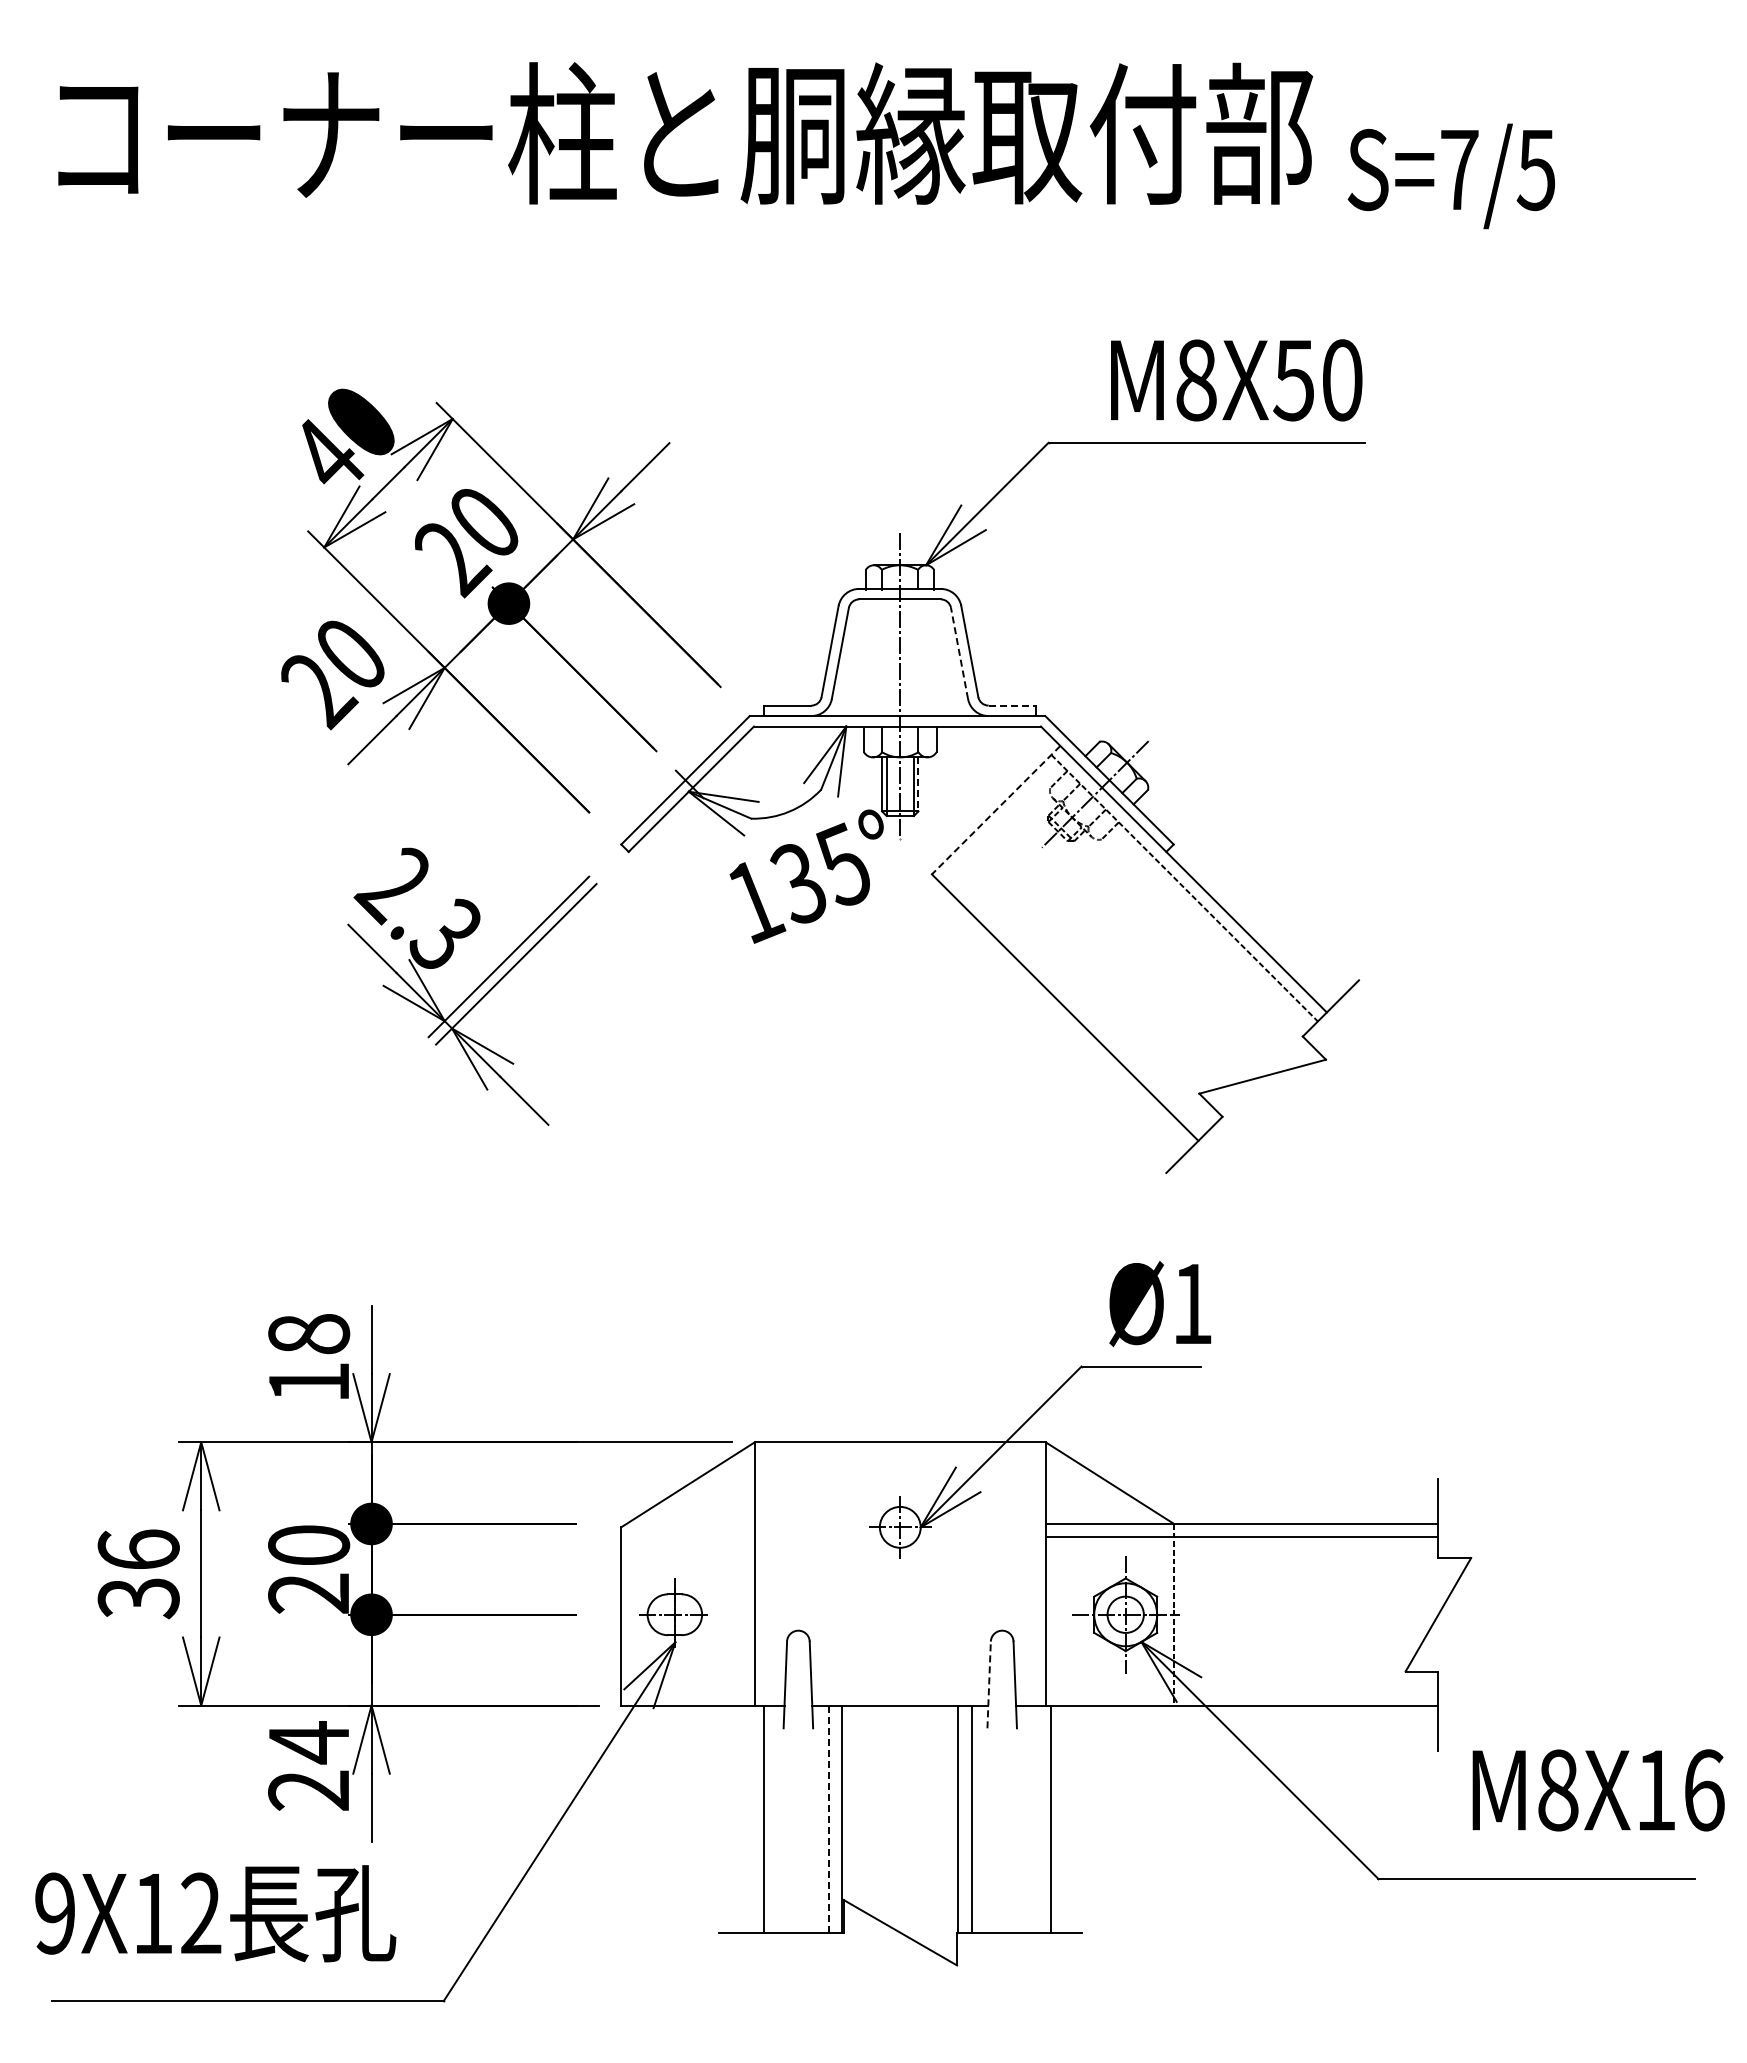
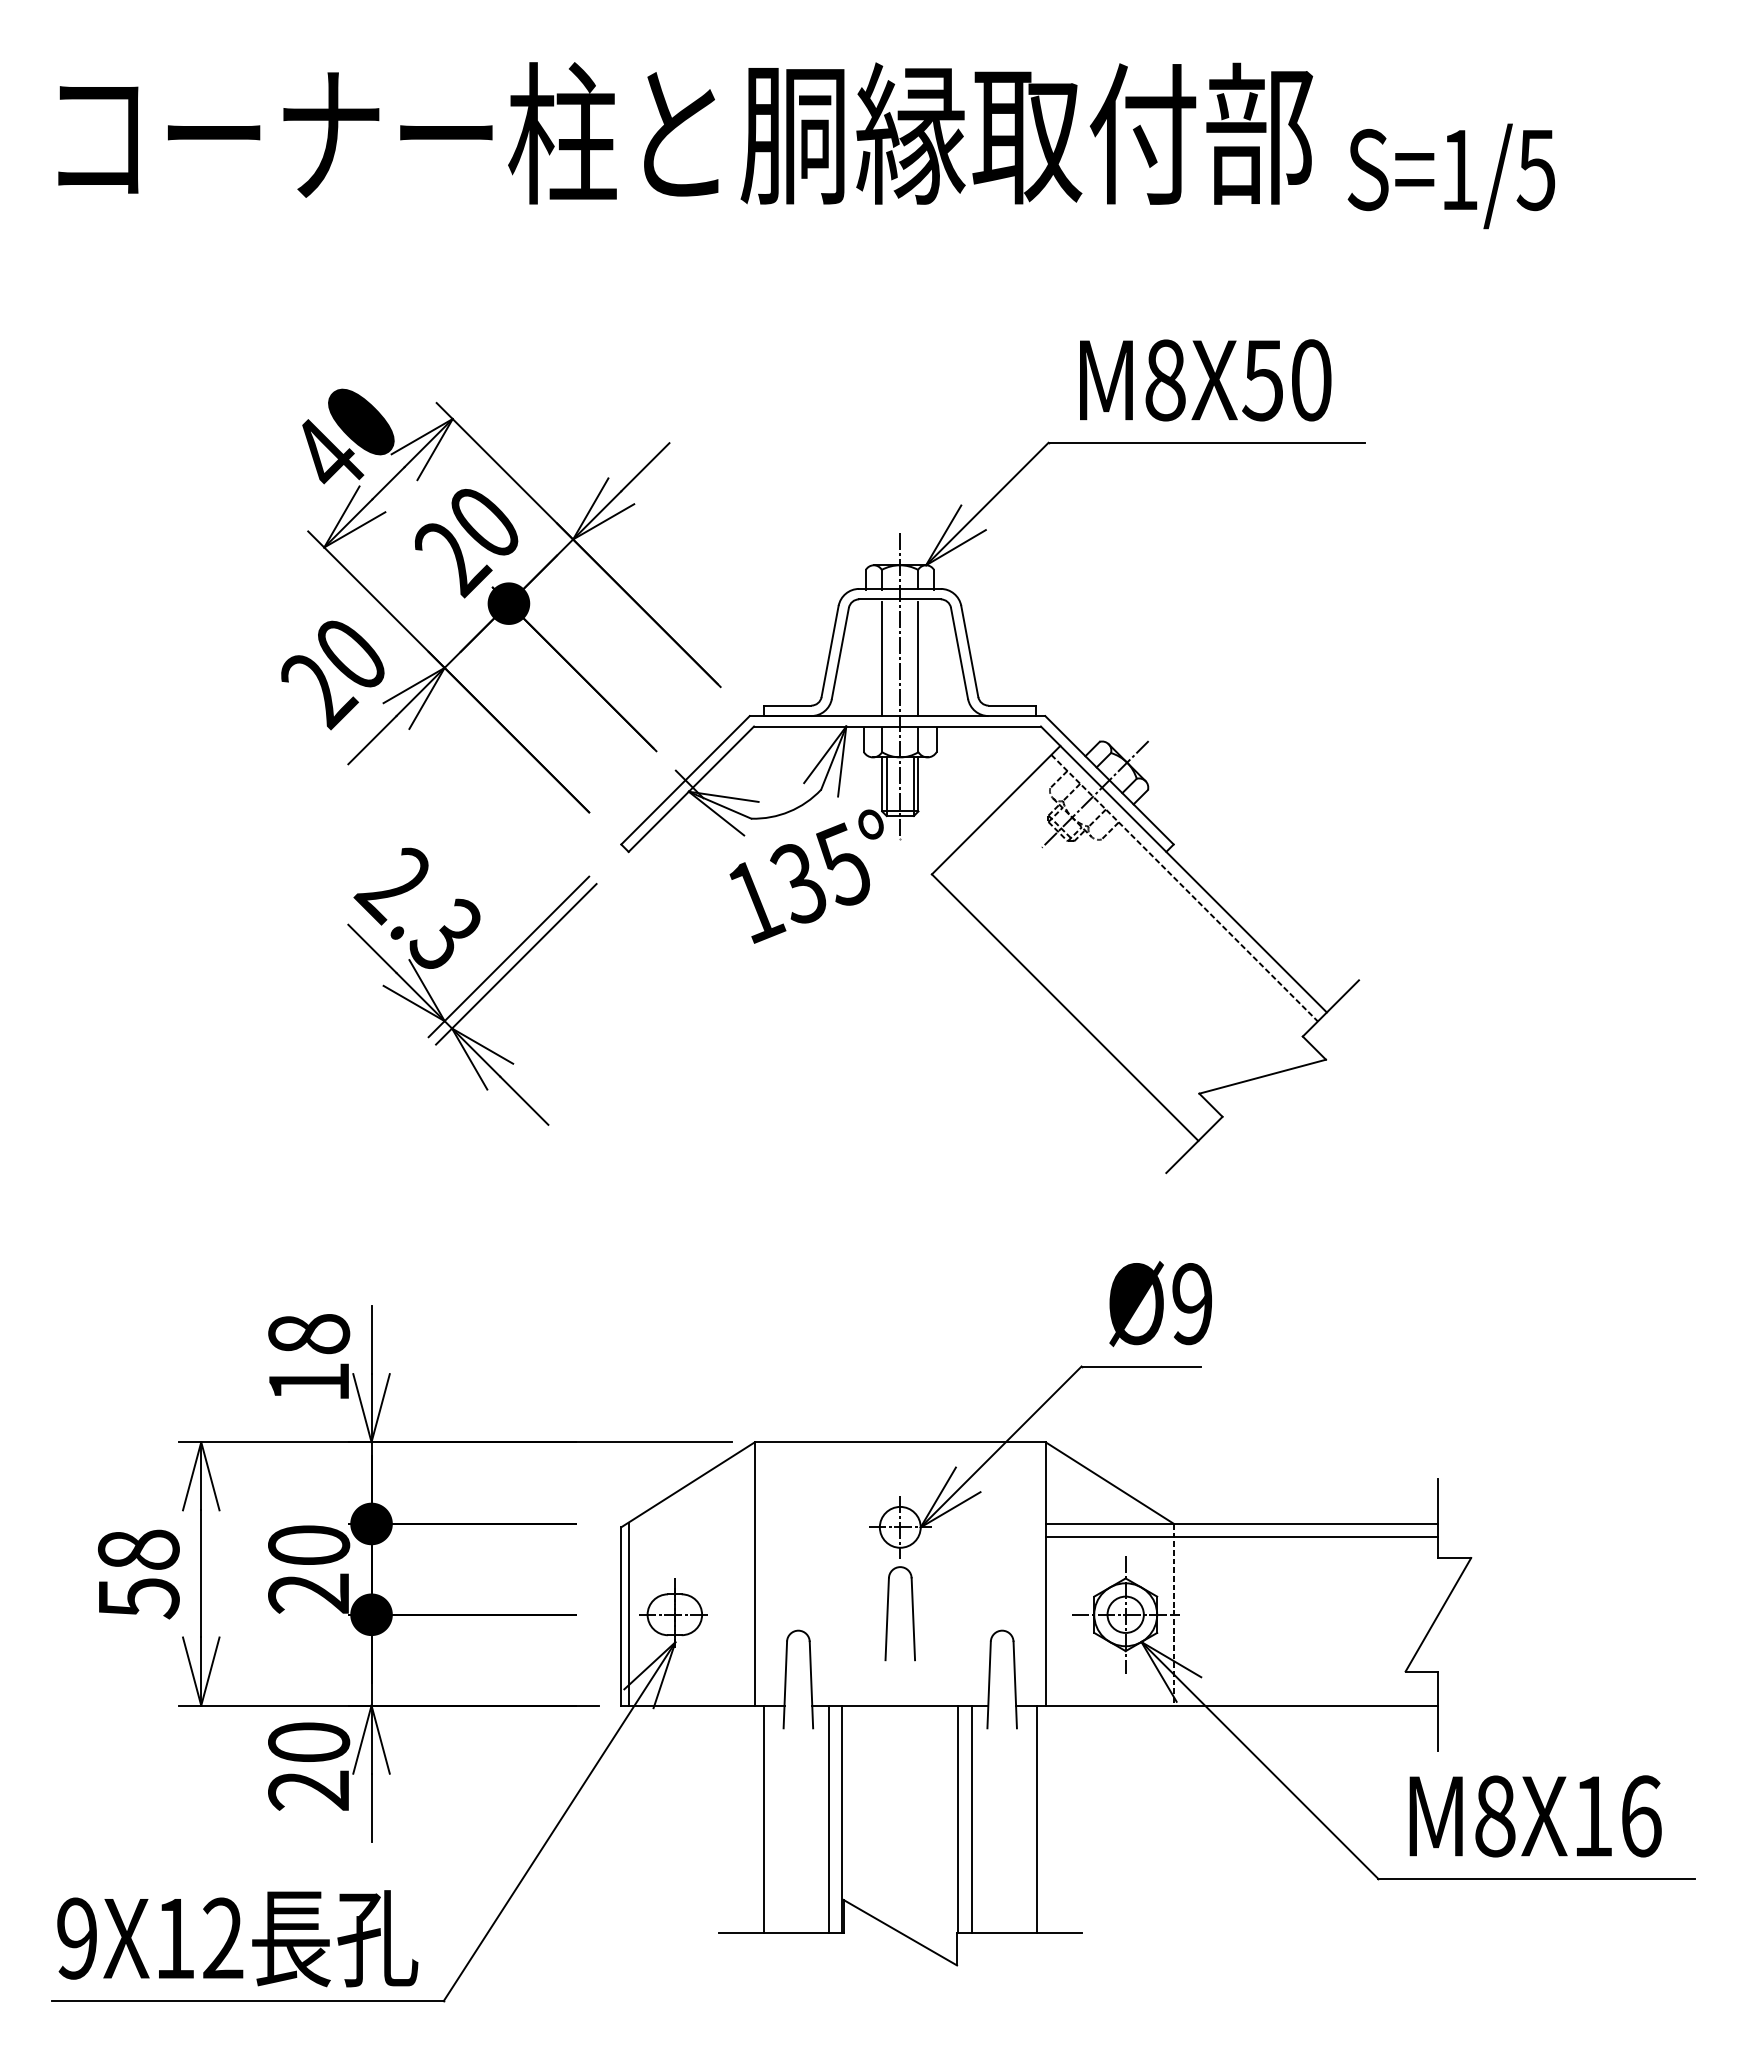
text: S=7/5 -> S=1/5 (1459, 169)
text position: (1236, 380) -> (1205, 380) (1205, 380)
line: dashed -> solid (959, 652)
line: none -> present (881, 659)
line: none -> present (918, 659)
line: dashed -> solid (1012, 705)
line: dashed -> solid (918, 784)
line: dashed -> solid (996, 810)
text: Ø1 -> Ø9 (1191, 1304)
text: 36 -> 58 (138, 1574)
line: none -> present (628, 1613)
part: none -> present (888, 1613)
line: dashed -> solid (989, 1684)
text: 24 -> 20 (309, 1742)
text position: (1598, 1790) -> (1535, 1816) (1535, 1816)
line position: (1050, 1818) -> (1036, 1818) (1036, 1818)
line: dashed -> solid (828, 1819)
text position: (215, 1913) -> (237, 1938) (237, 1938)
